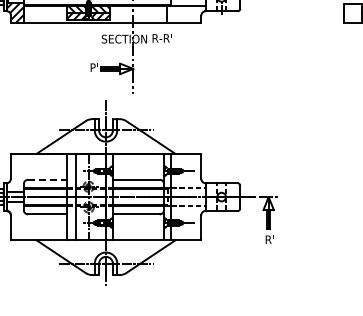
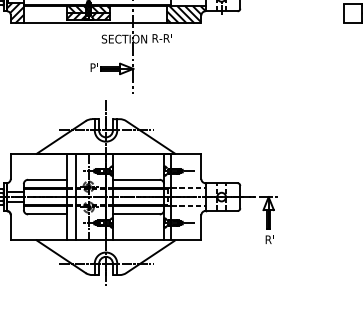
hatch: none -> present (185, 14)
line: dashed -> solid (48, 179)
